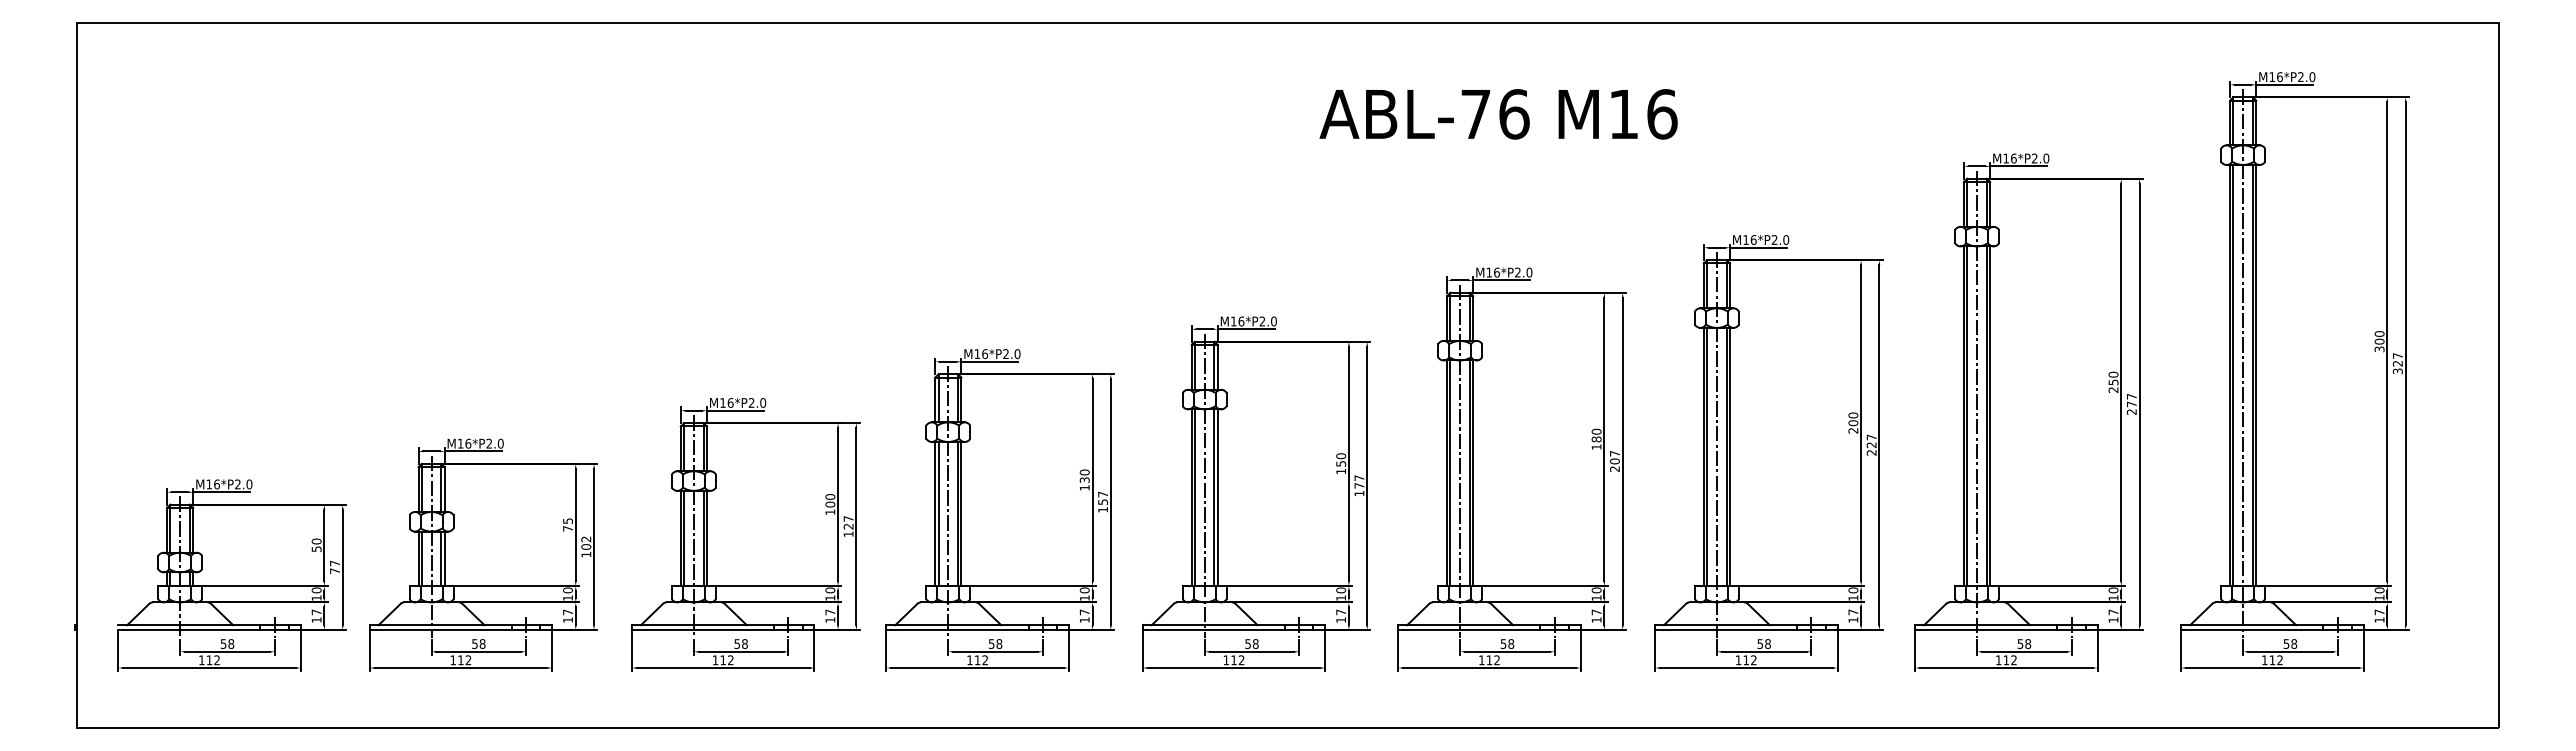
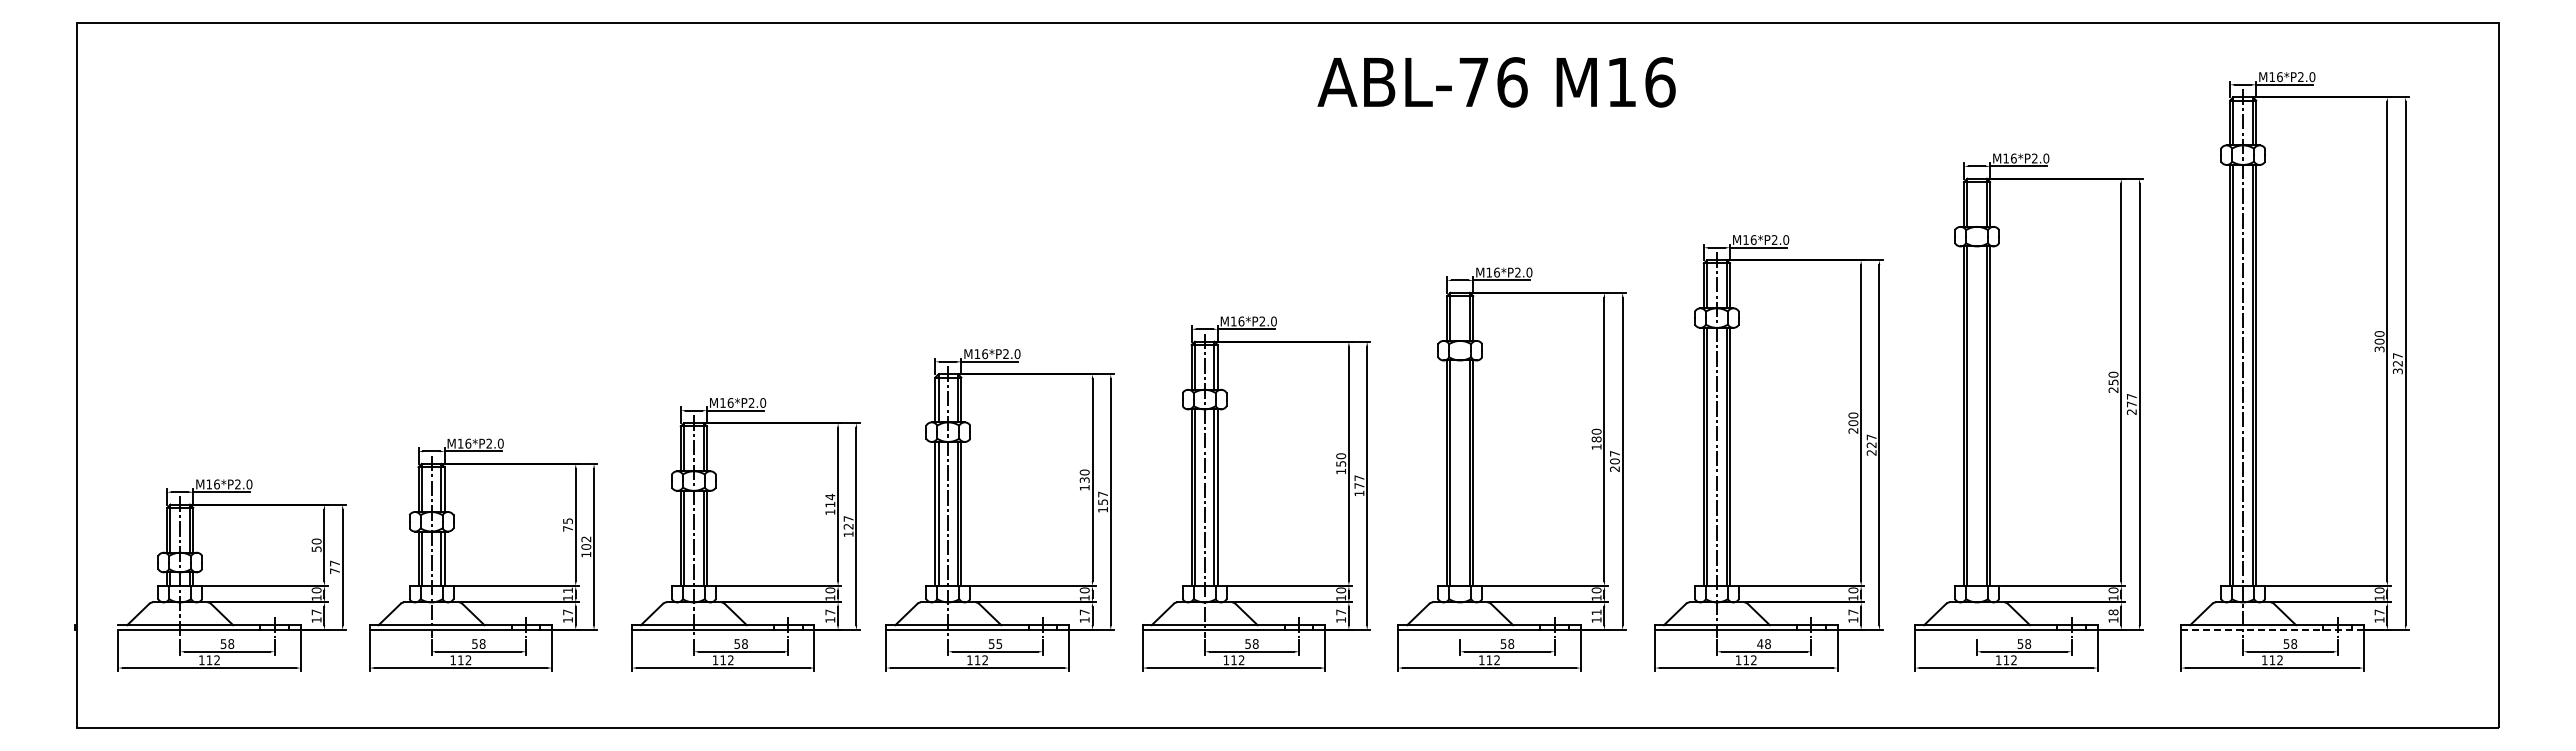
text position: (1498, 114) -> (1496, 82) (1496, 82)
line: present -> none (1977, 404)
line: present -> none (1460, 461)
text: 100 -> 114 (830, 500)
text: 10 -> 11 (567, 590)
text: 17 -> 11 (1596, 612)
text: 17 -> 18 (2113, 612)
line: solid -> dashed (2272, 630)
text: 58 -> 55 (999, 643)
text: 58 -> 48 (1760, 644)
